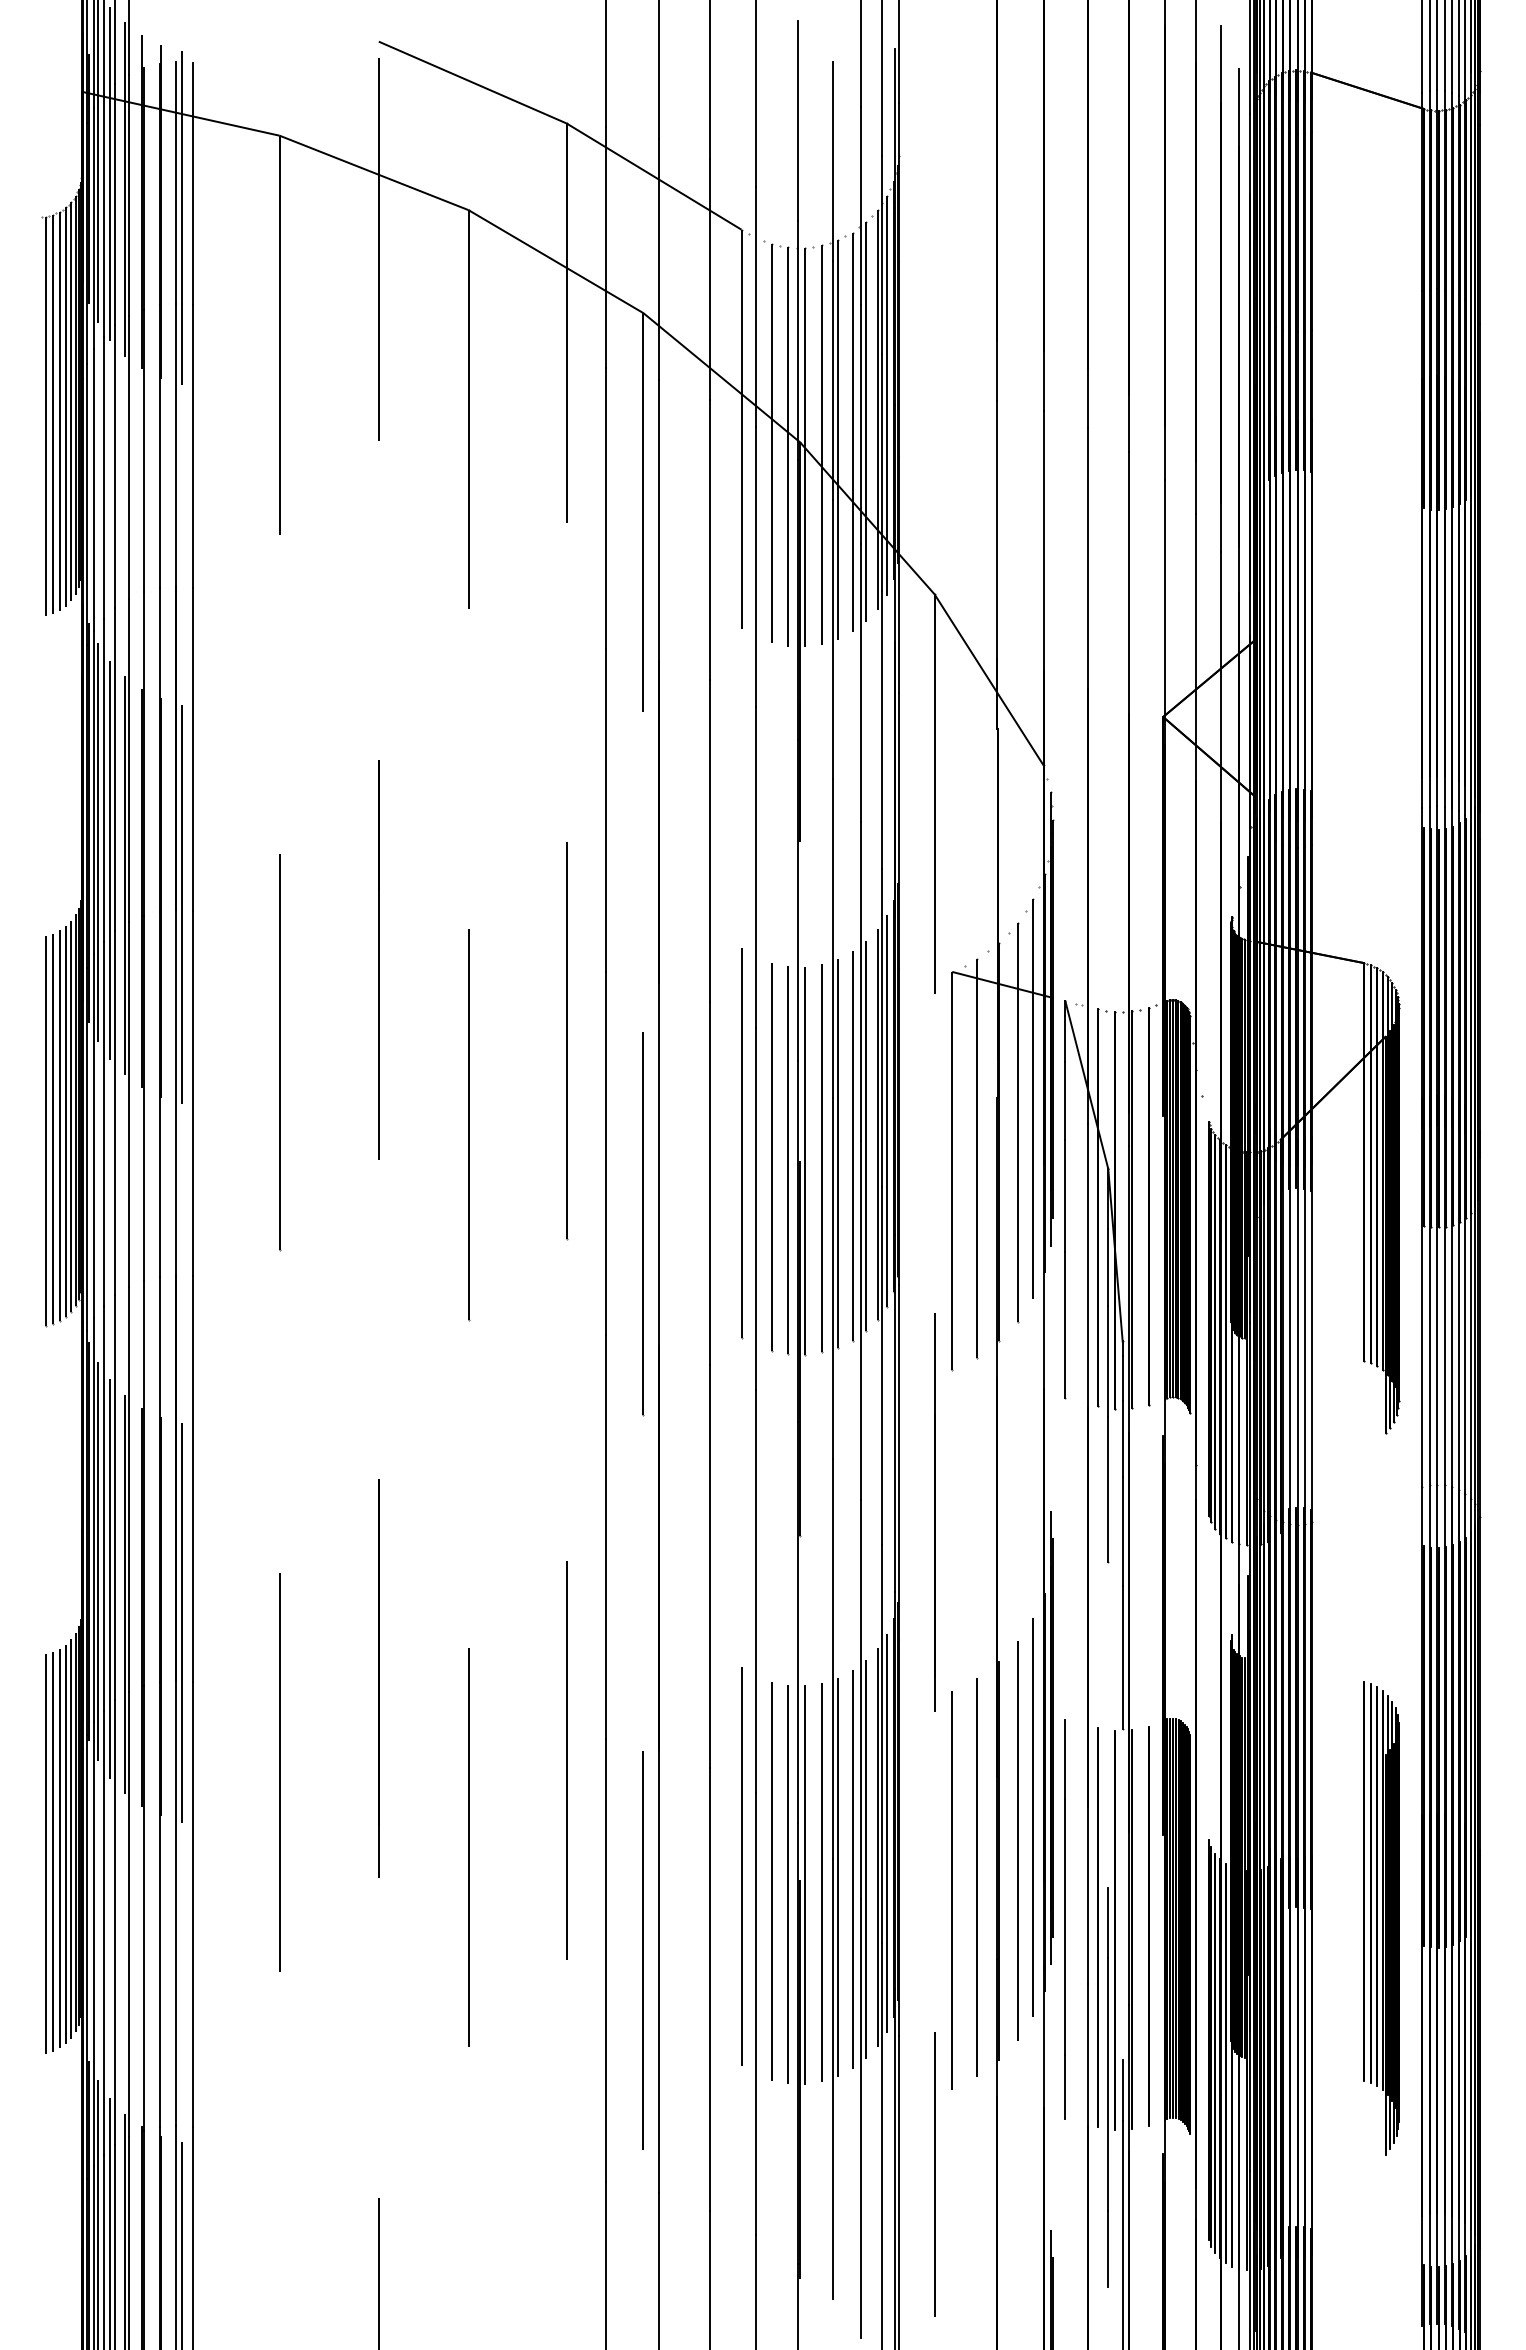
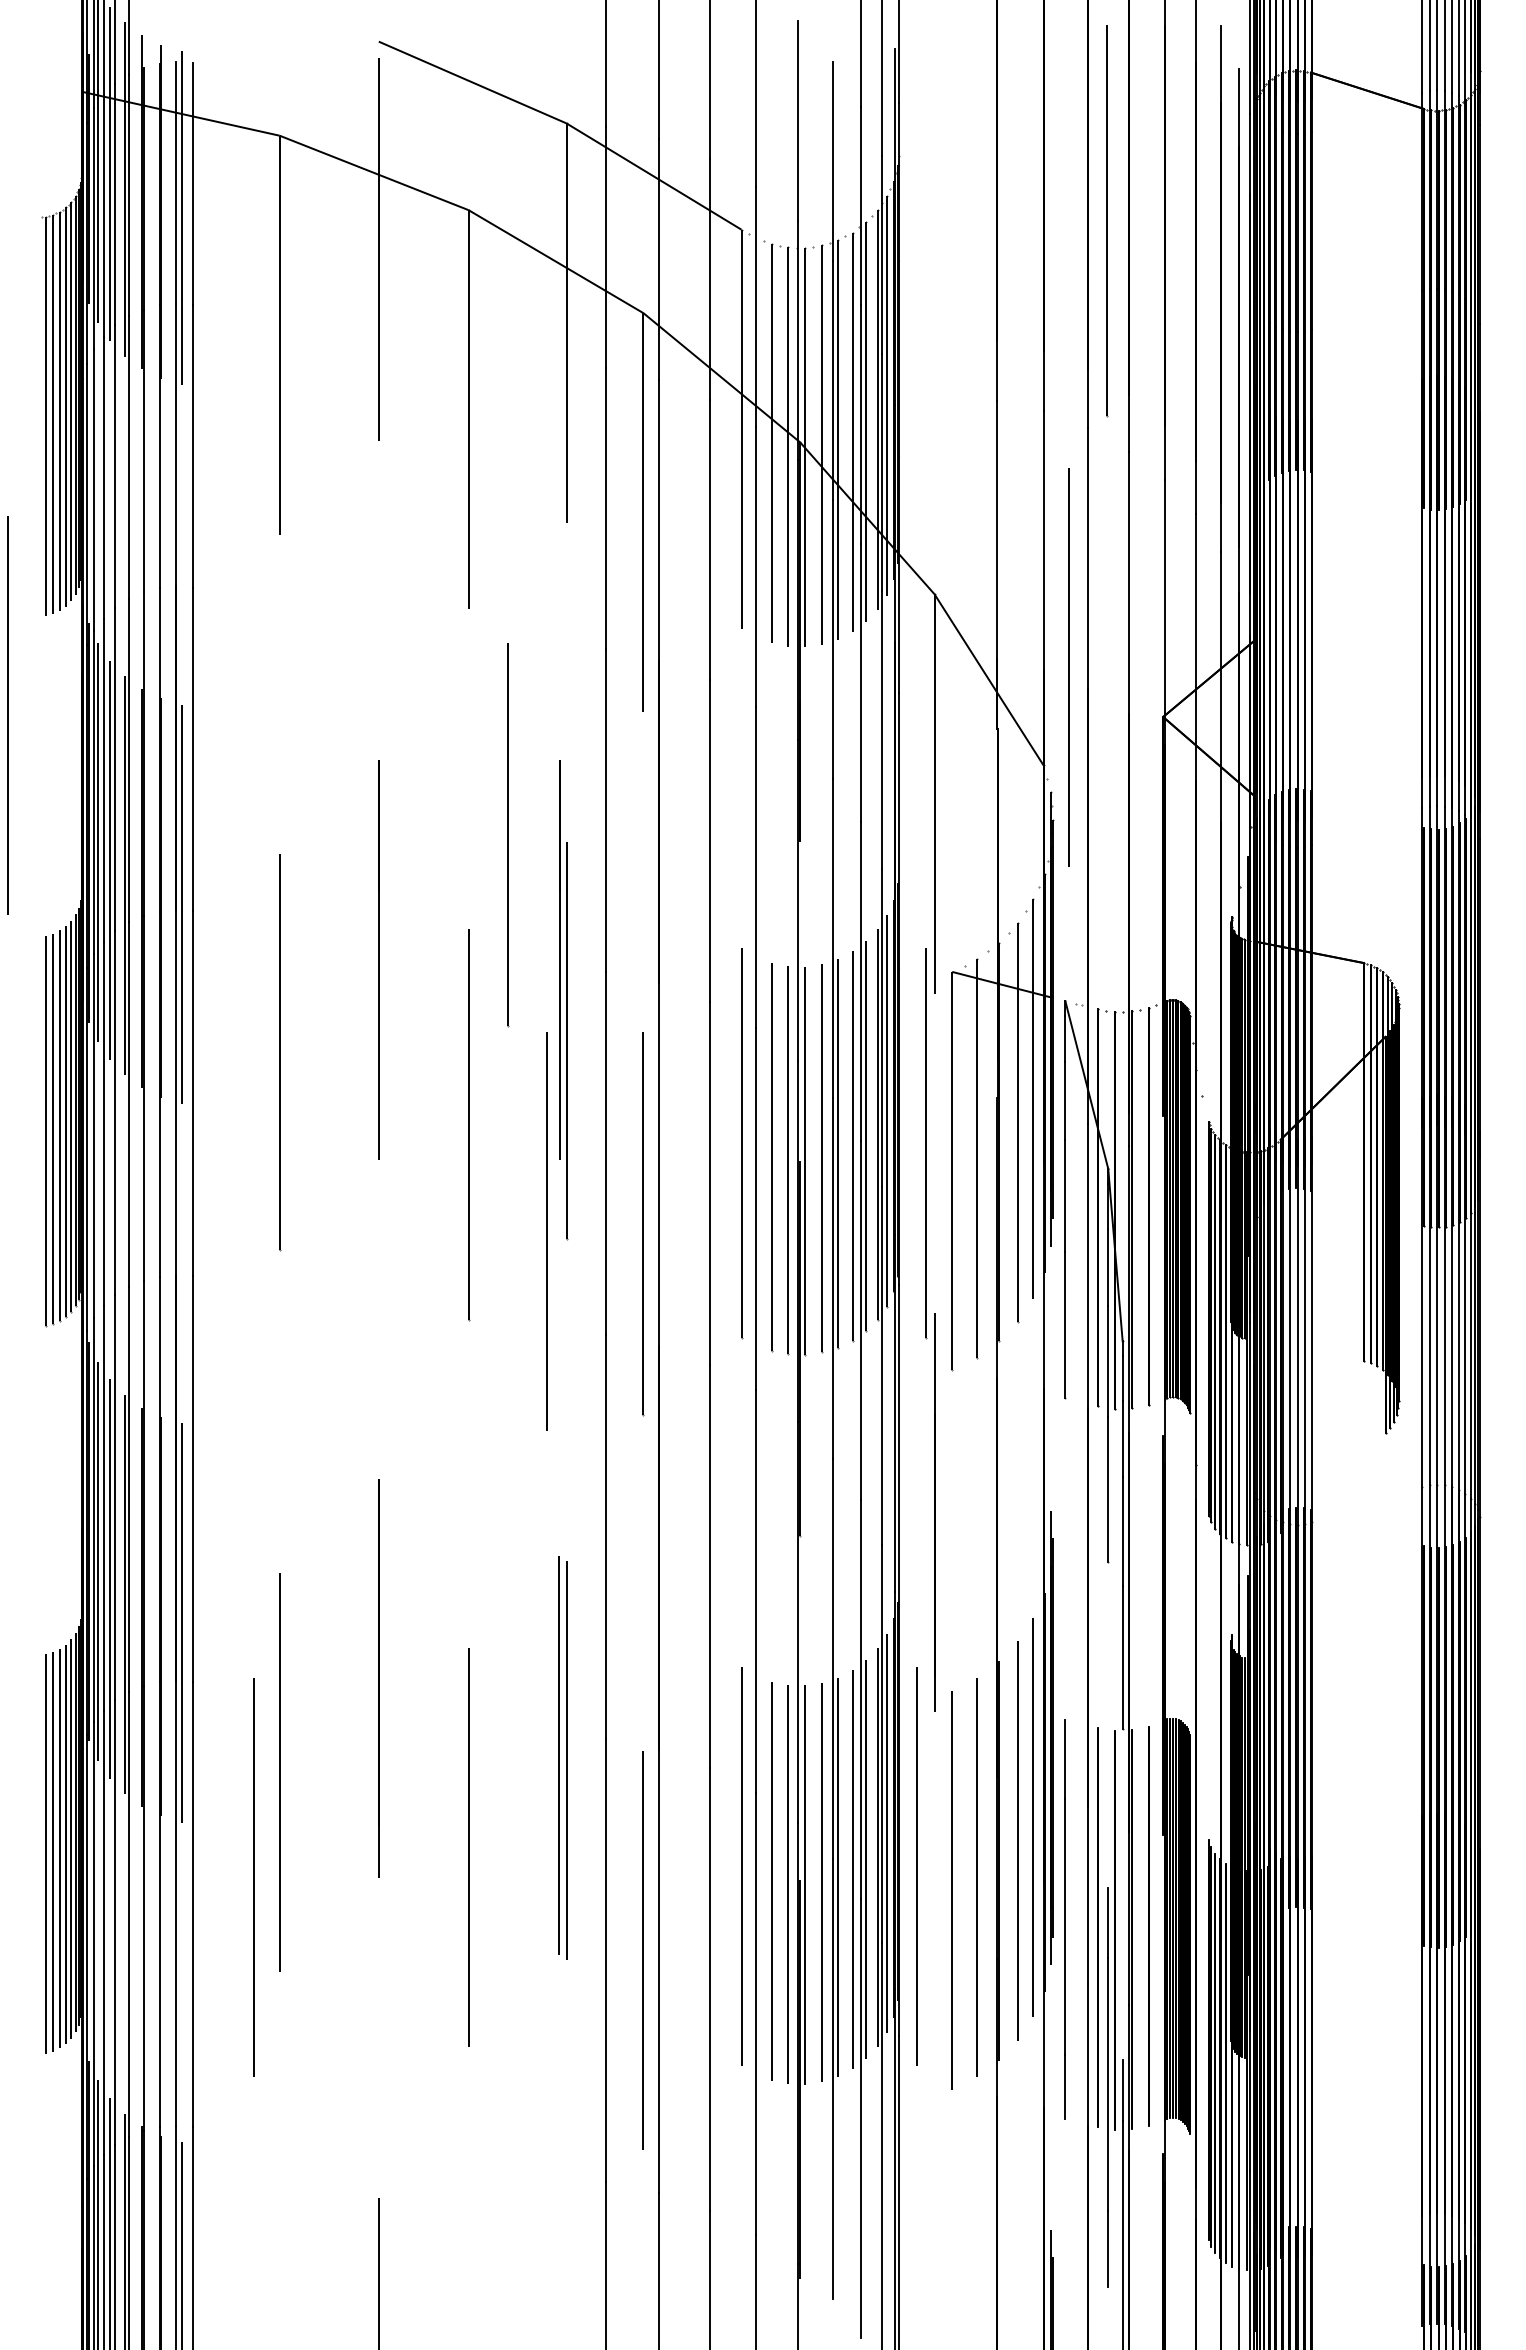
line: none -> present (1107, 221)
line: none -> present (1068, 667)
line: none -> present (7, 715)
line: none -> present (508, 835)
line: none -> present (559, 959)
line: none -> present (926, 1143)
line: none -> present (546, 1231)
line: none -> present (558, 1755)
line: none -> present (916, 1866)
line: none -> present (253, 1877)
part: present -> none (1381, 1918)
line: present -> none (934, 2173)
